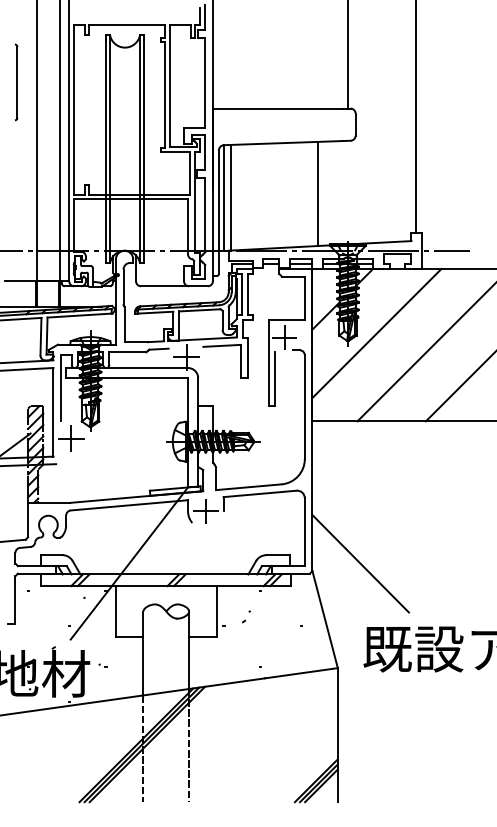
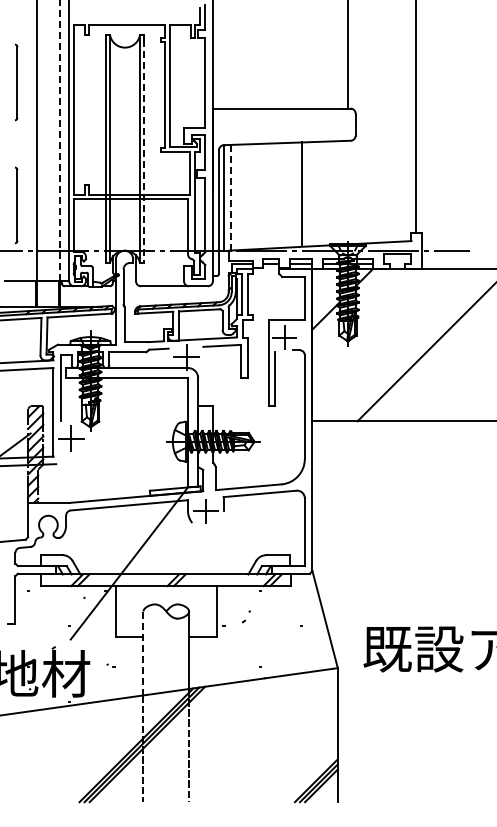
line: solid -> dashed (59, 140)
line: solid -> dashed (144, 151)
line position: (317, 193) -> (301, 193) (301, 193)
line: solid -> dashed (231, 197)
part: none -> present (16, 205)
line: present -> none (376, 333)
line: present -> none (459, 387)
line: present -> none (360, 563)
line: solid -> dashed (143, 653)
part position: (102, 665) -> (110, 665) (110, 665)
